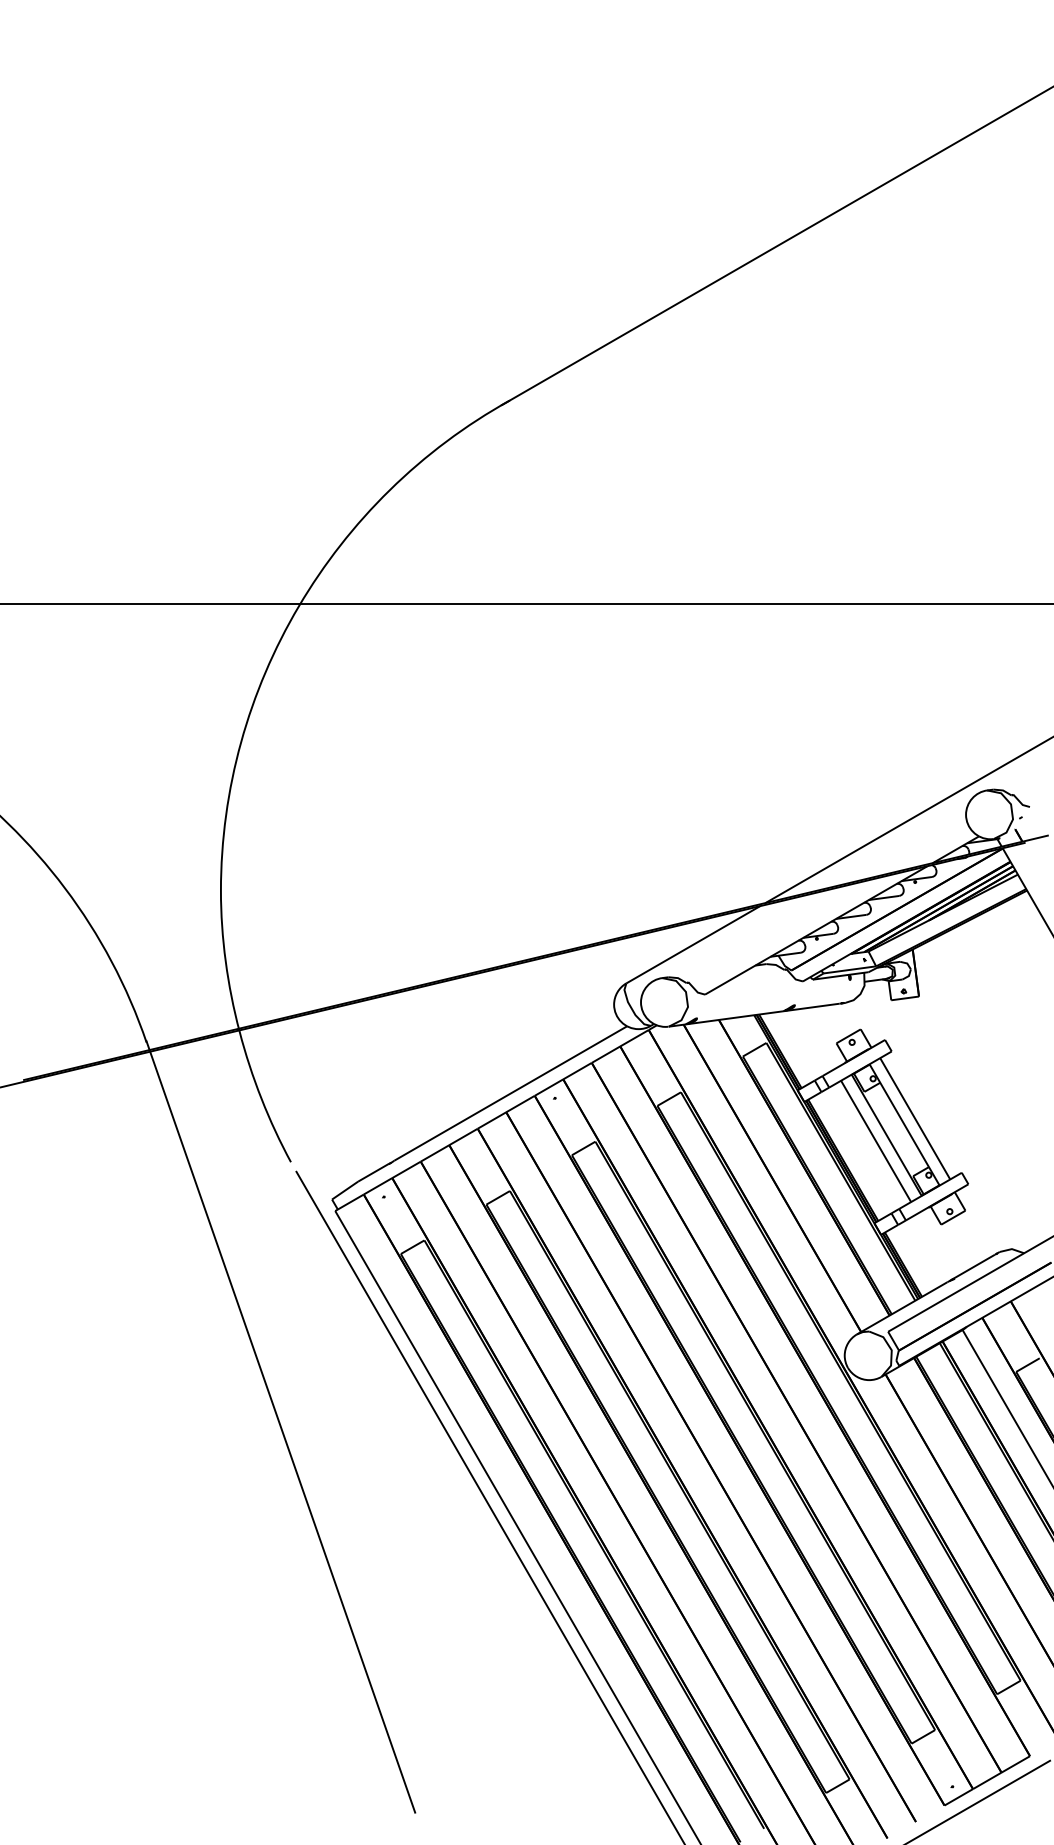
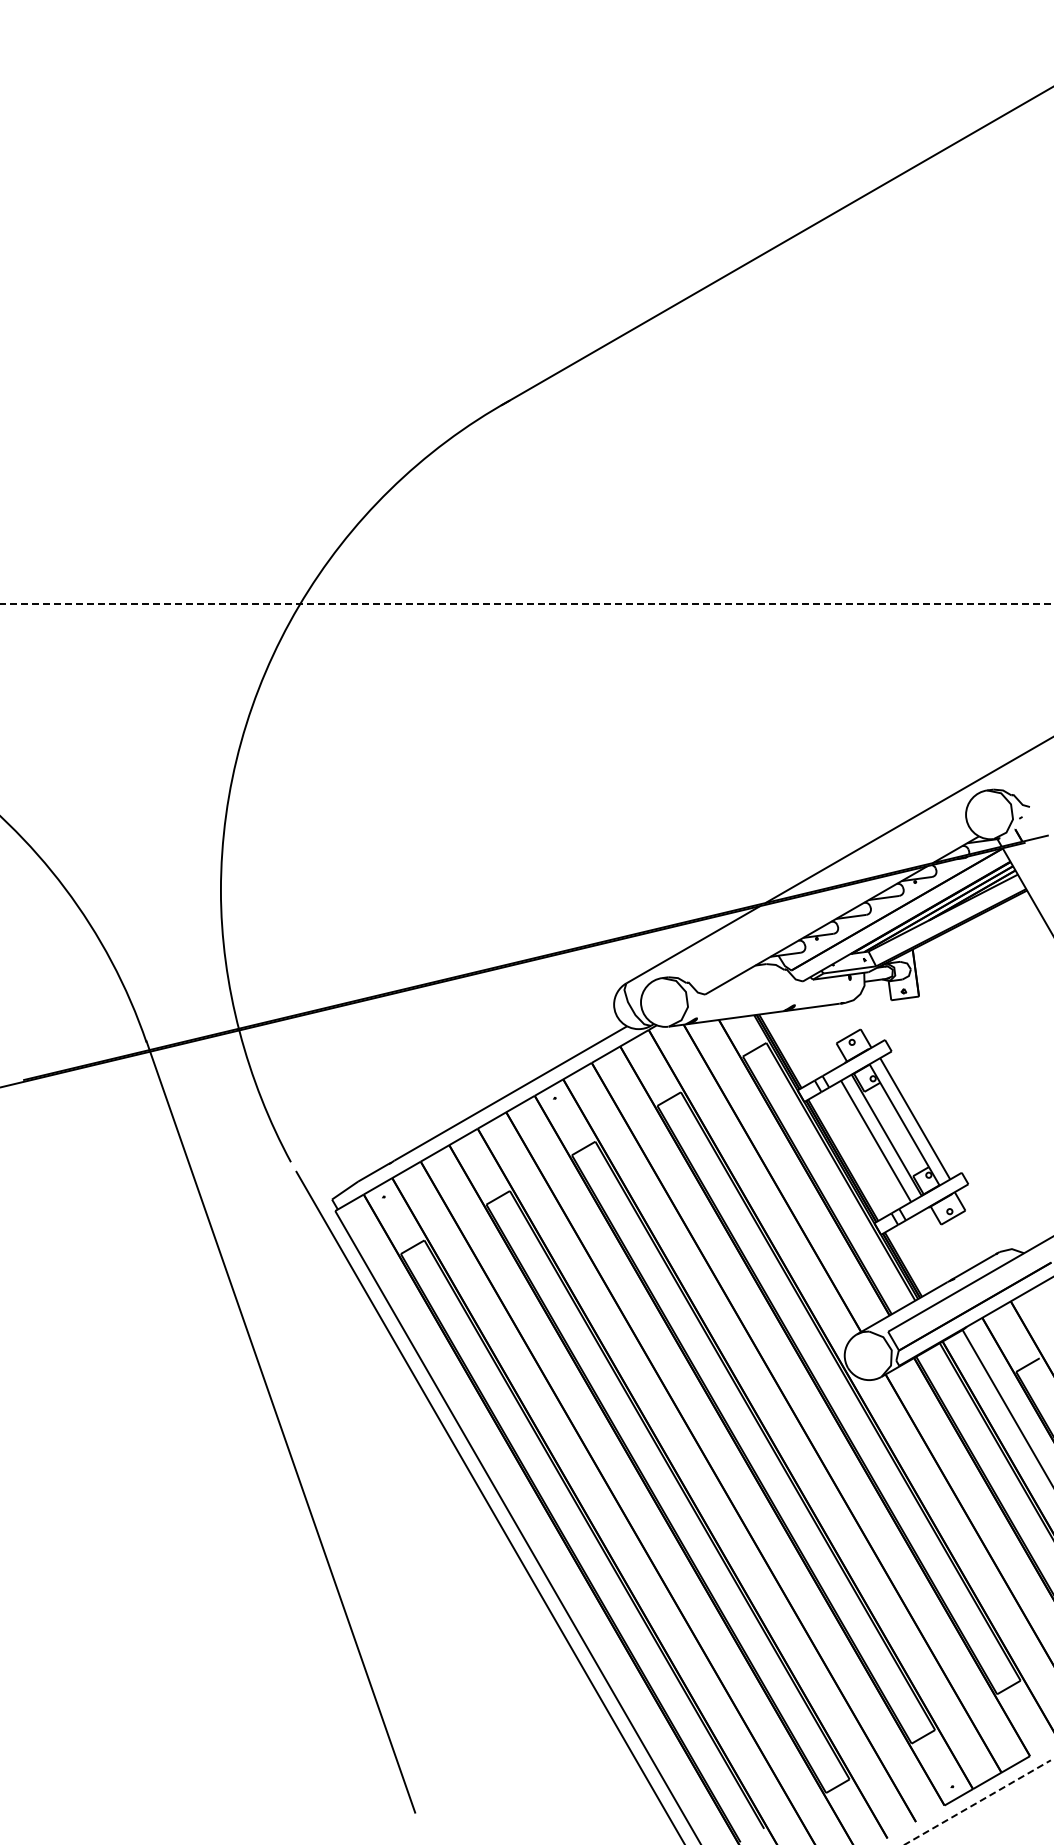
line: solid -> dashed (527, 604)
line: solid -> dashed (978, 1802)
